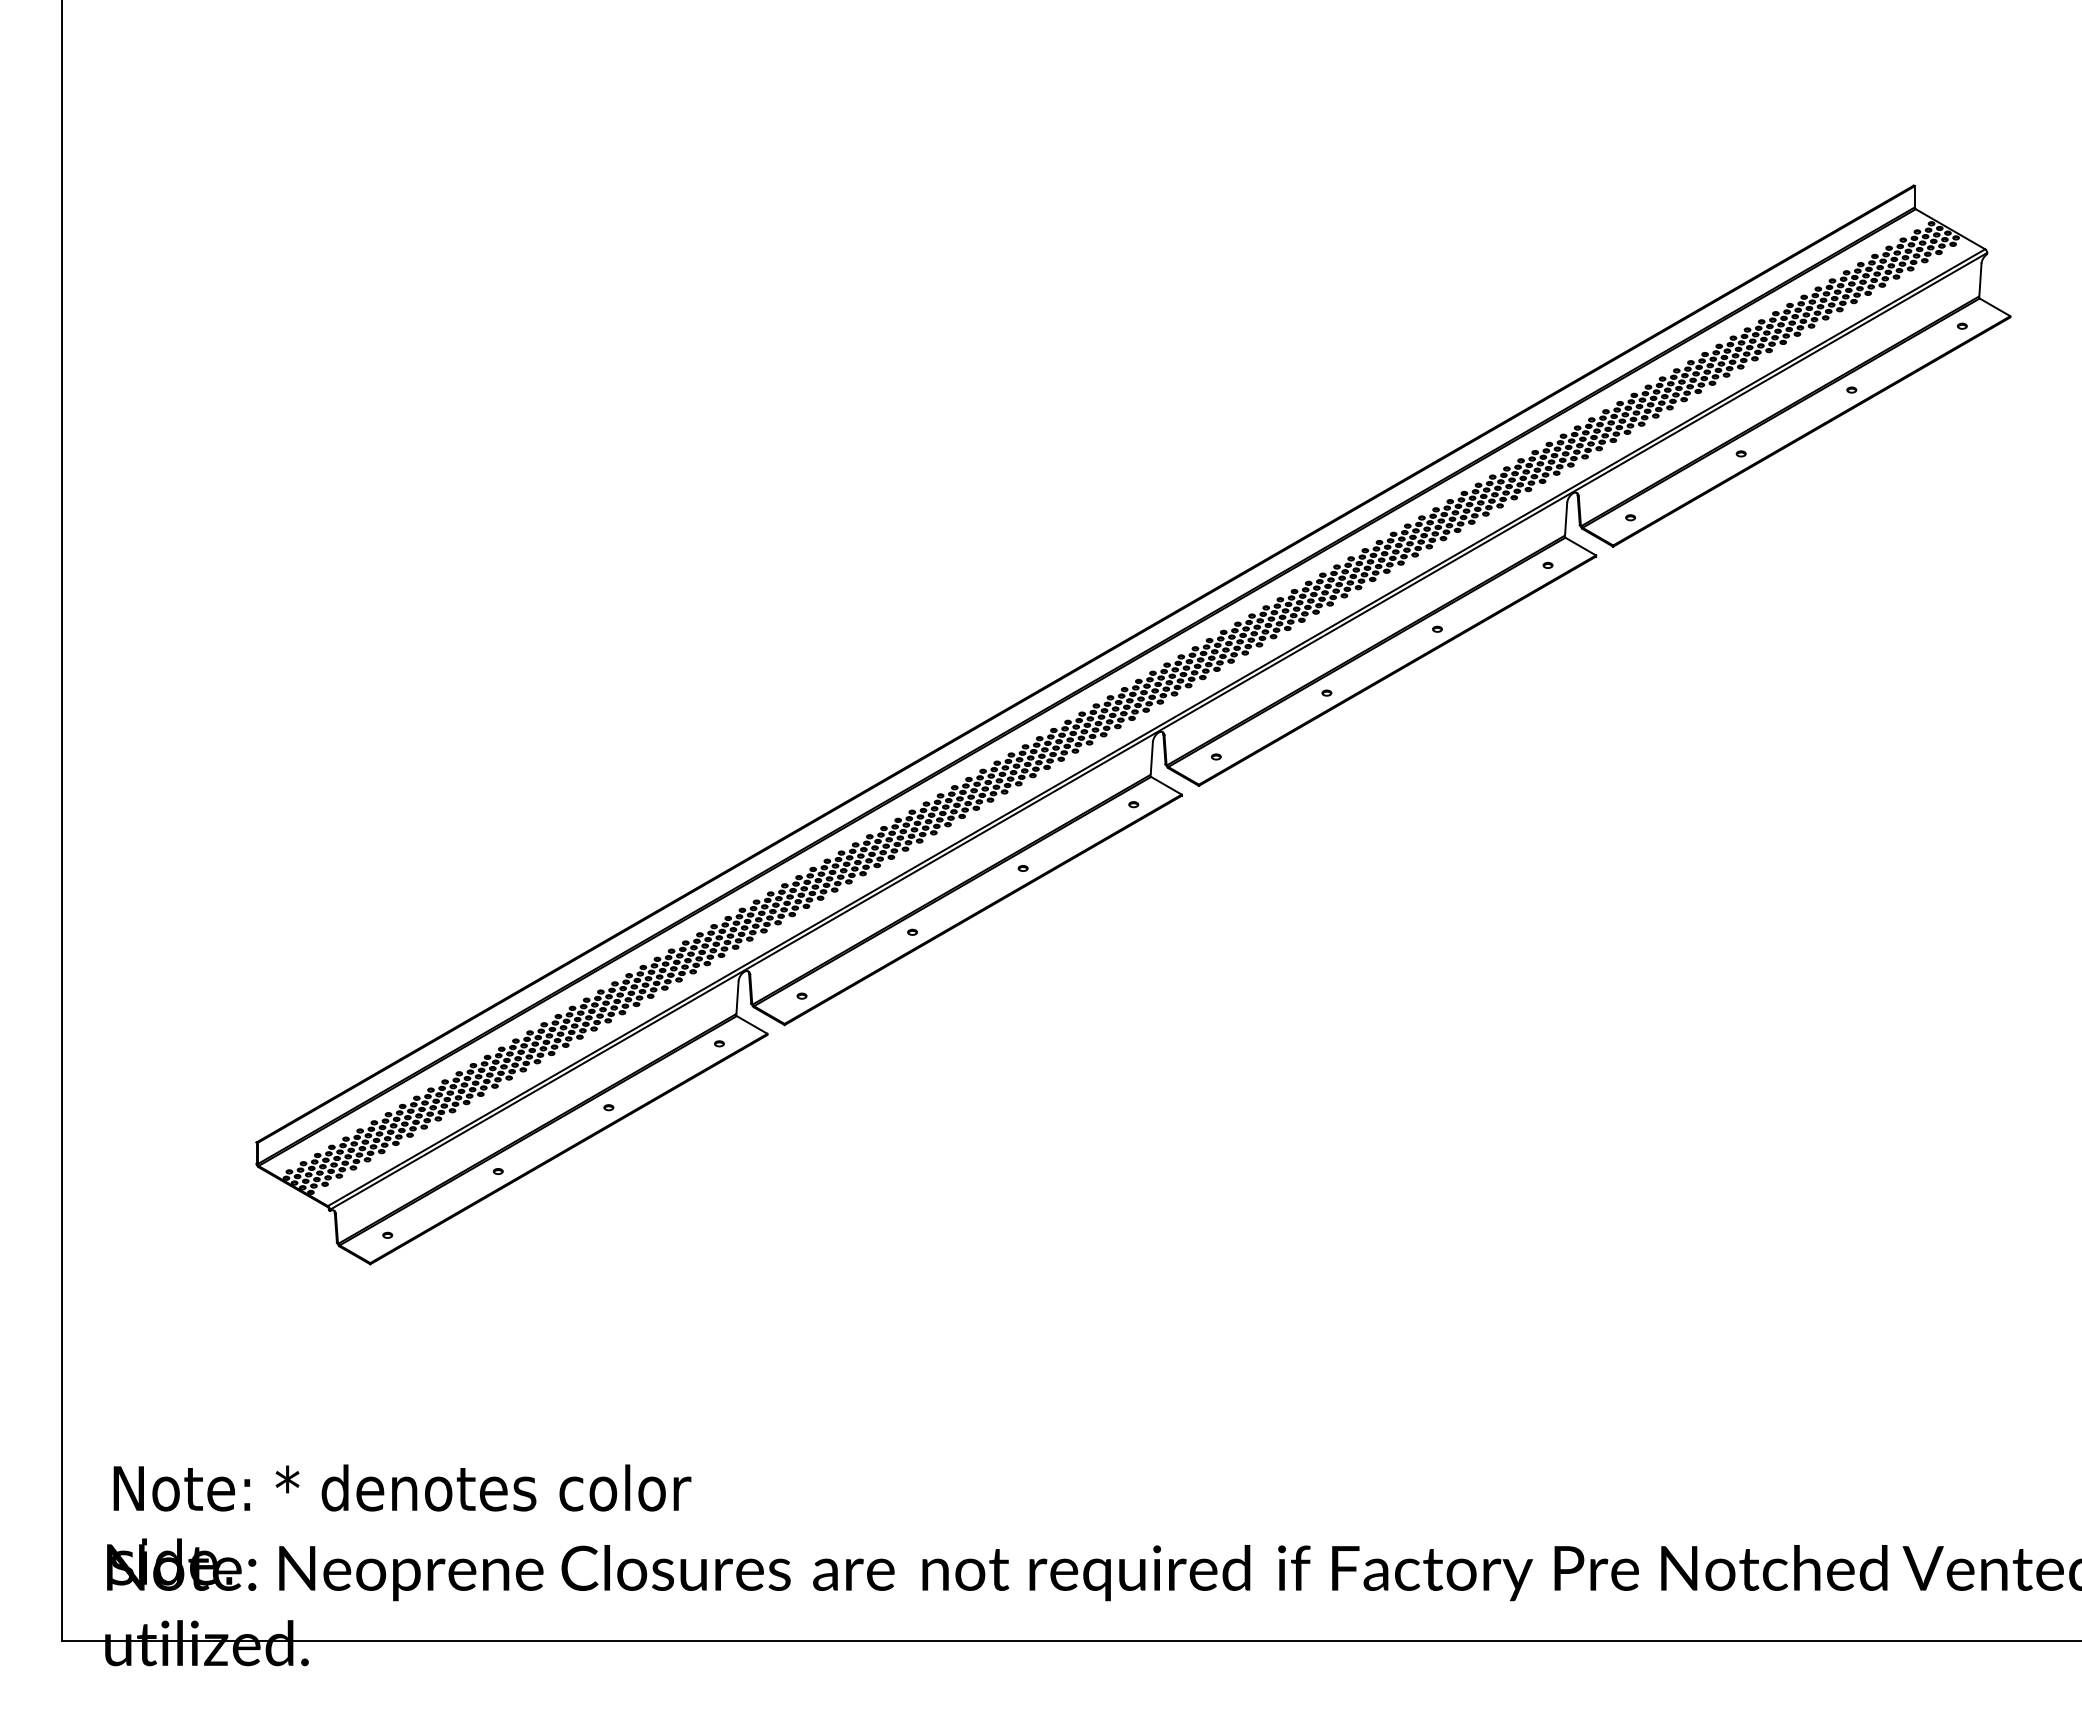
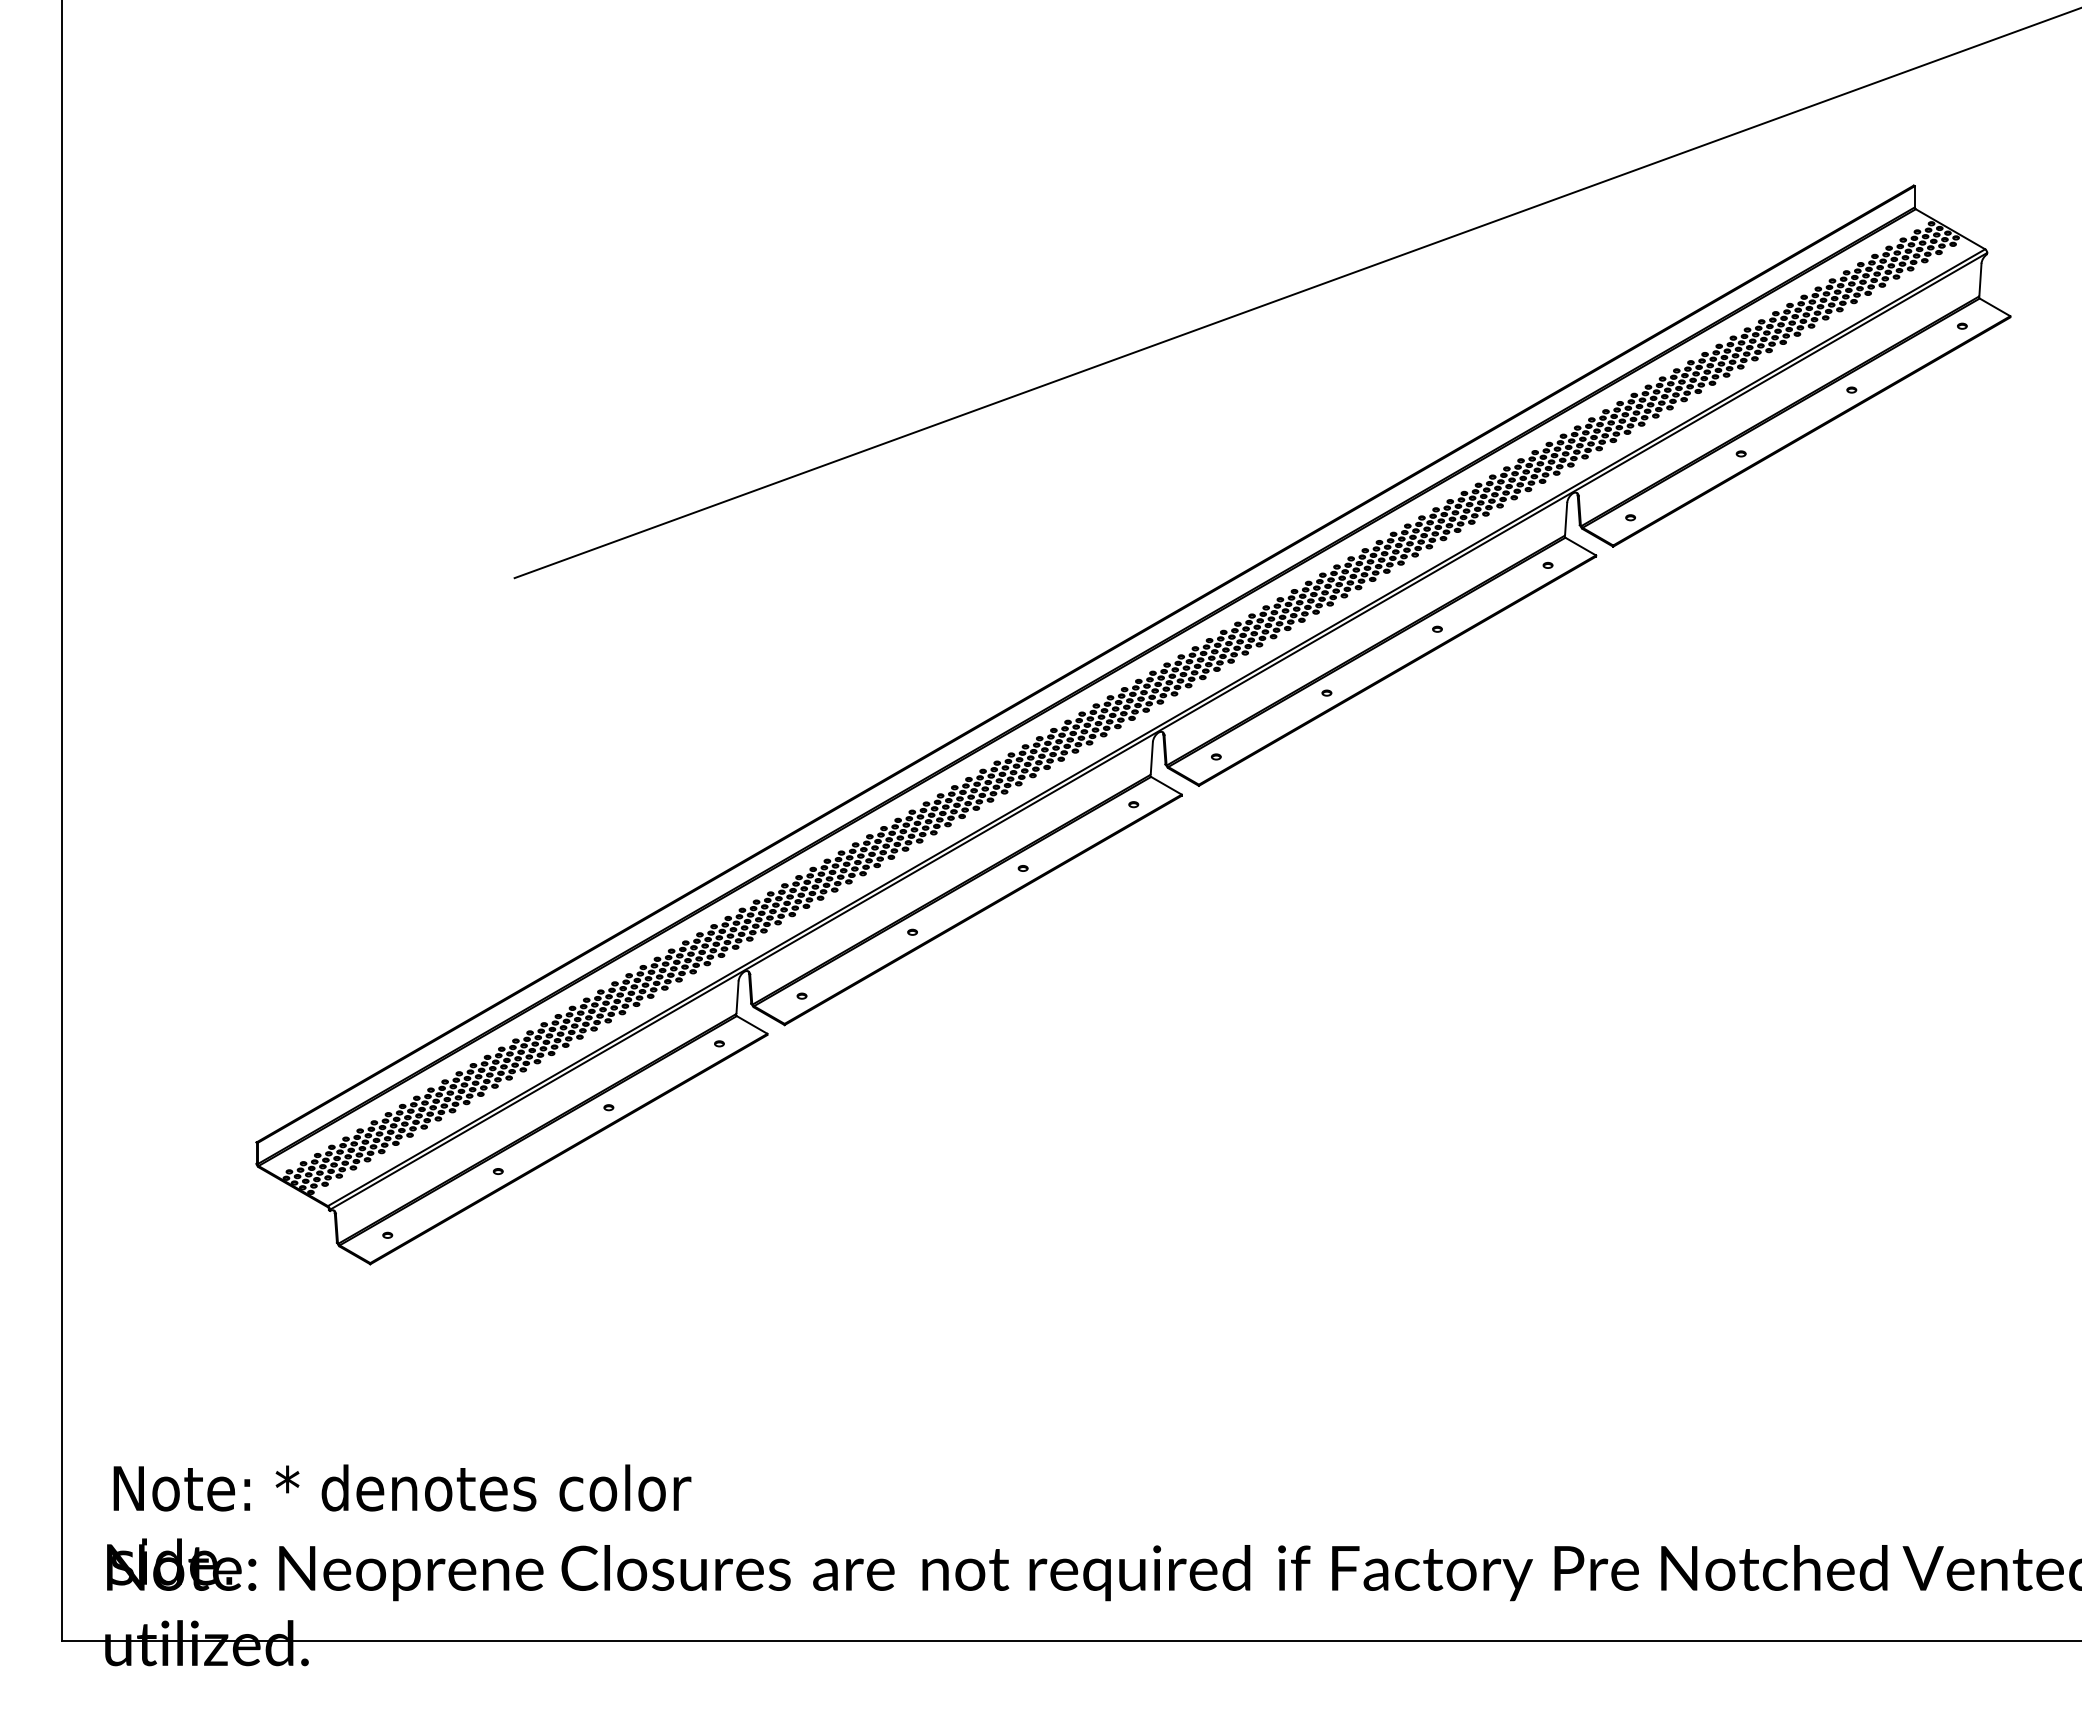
line: none -> present (1296, 293)
